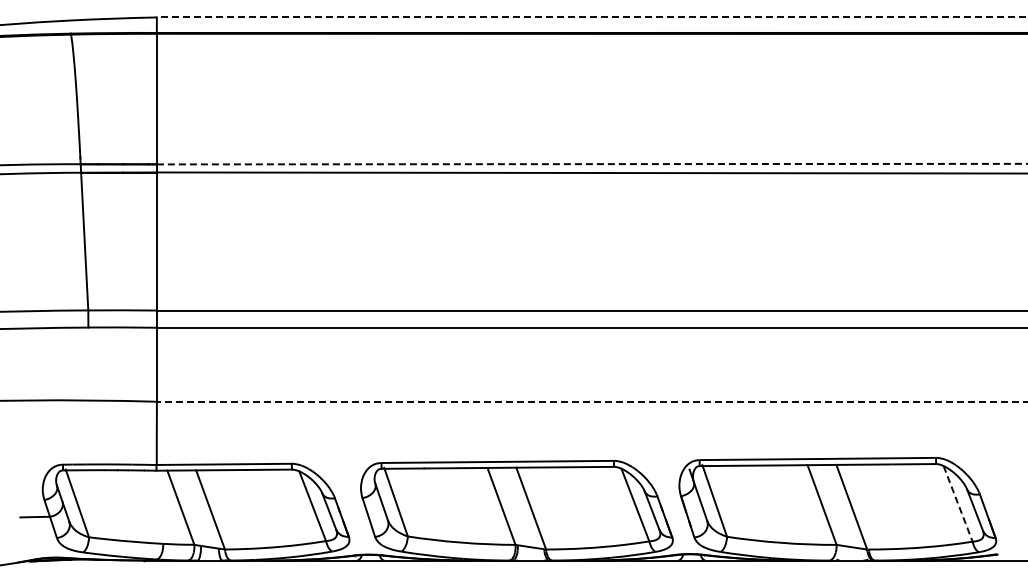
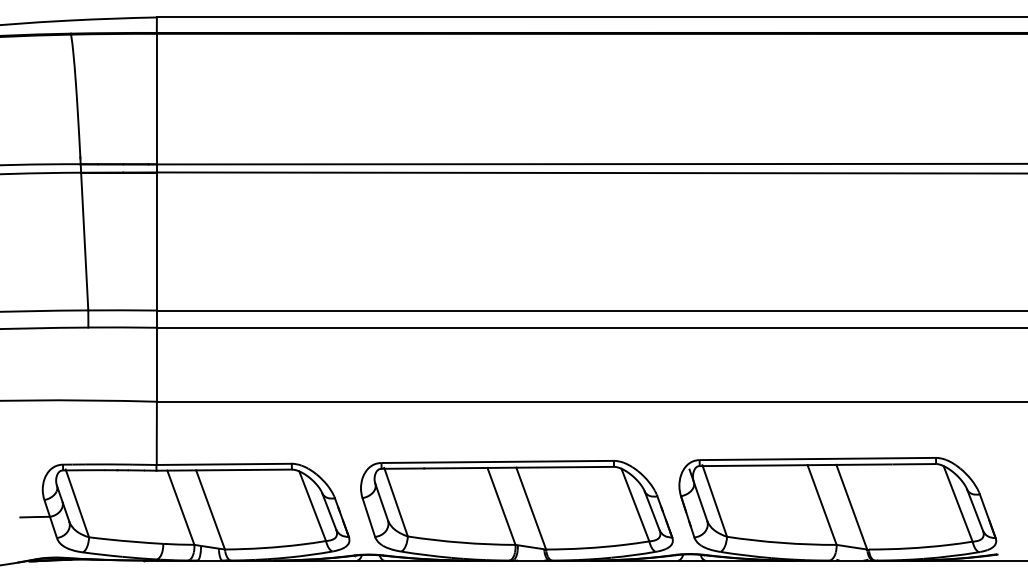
line: dashed -> solid (591, 17)
line: dashed -> solid (592, 164)
line: dashed -> solid (591, 401)
line: dashed -> solid (958, 503)
